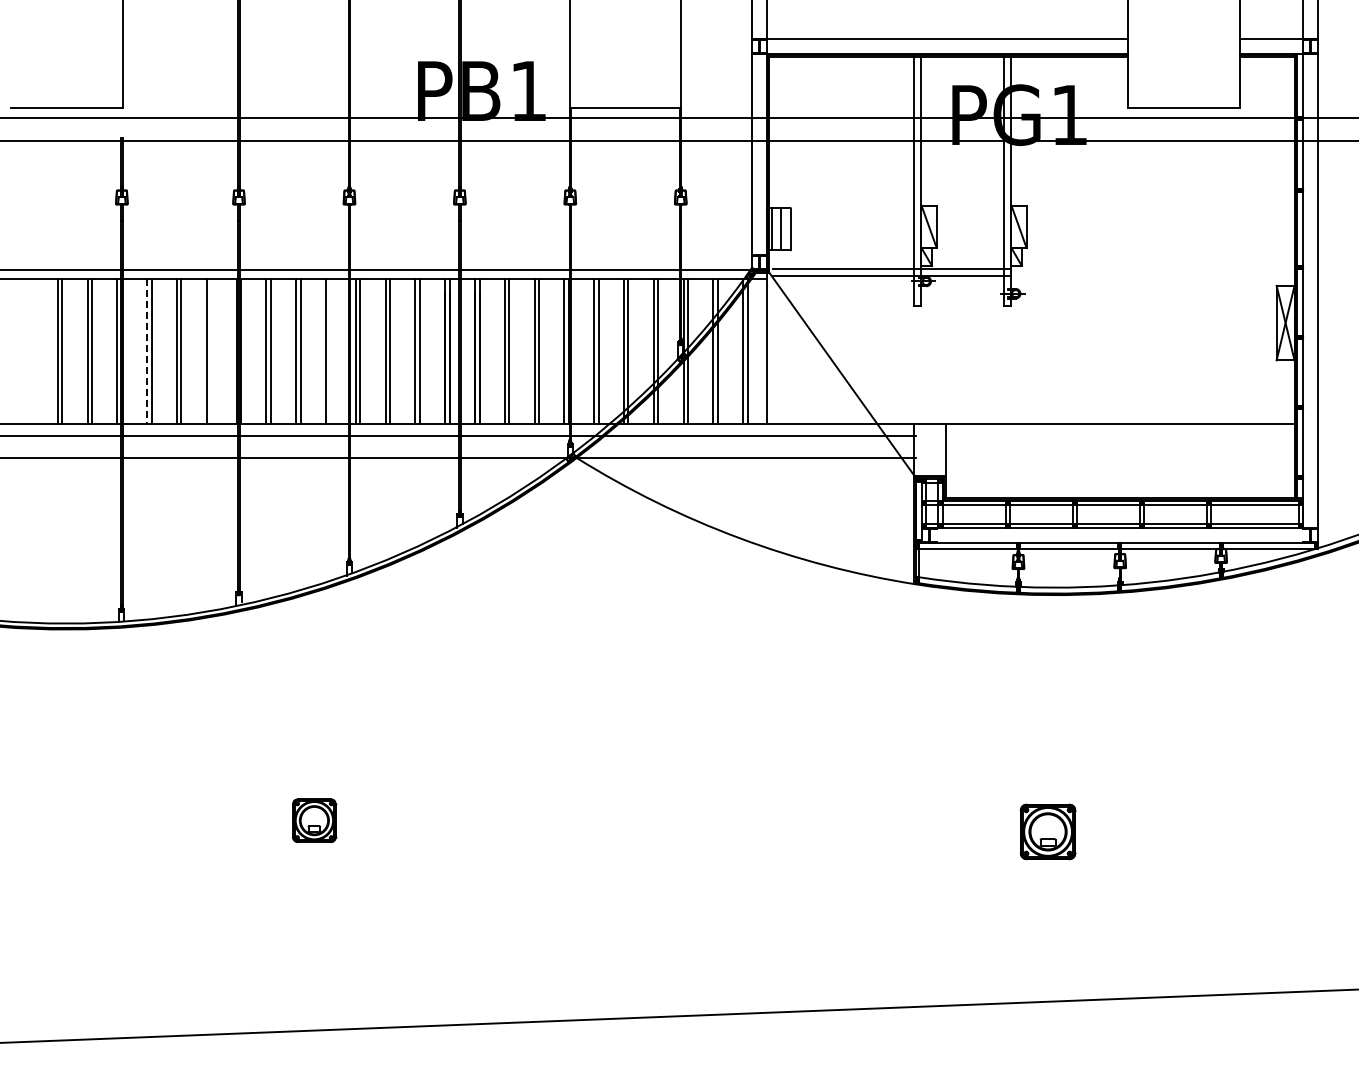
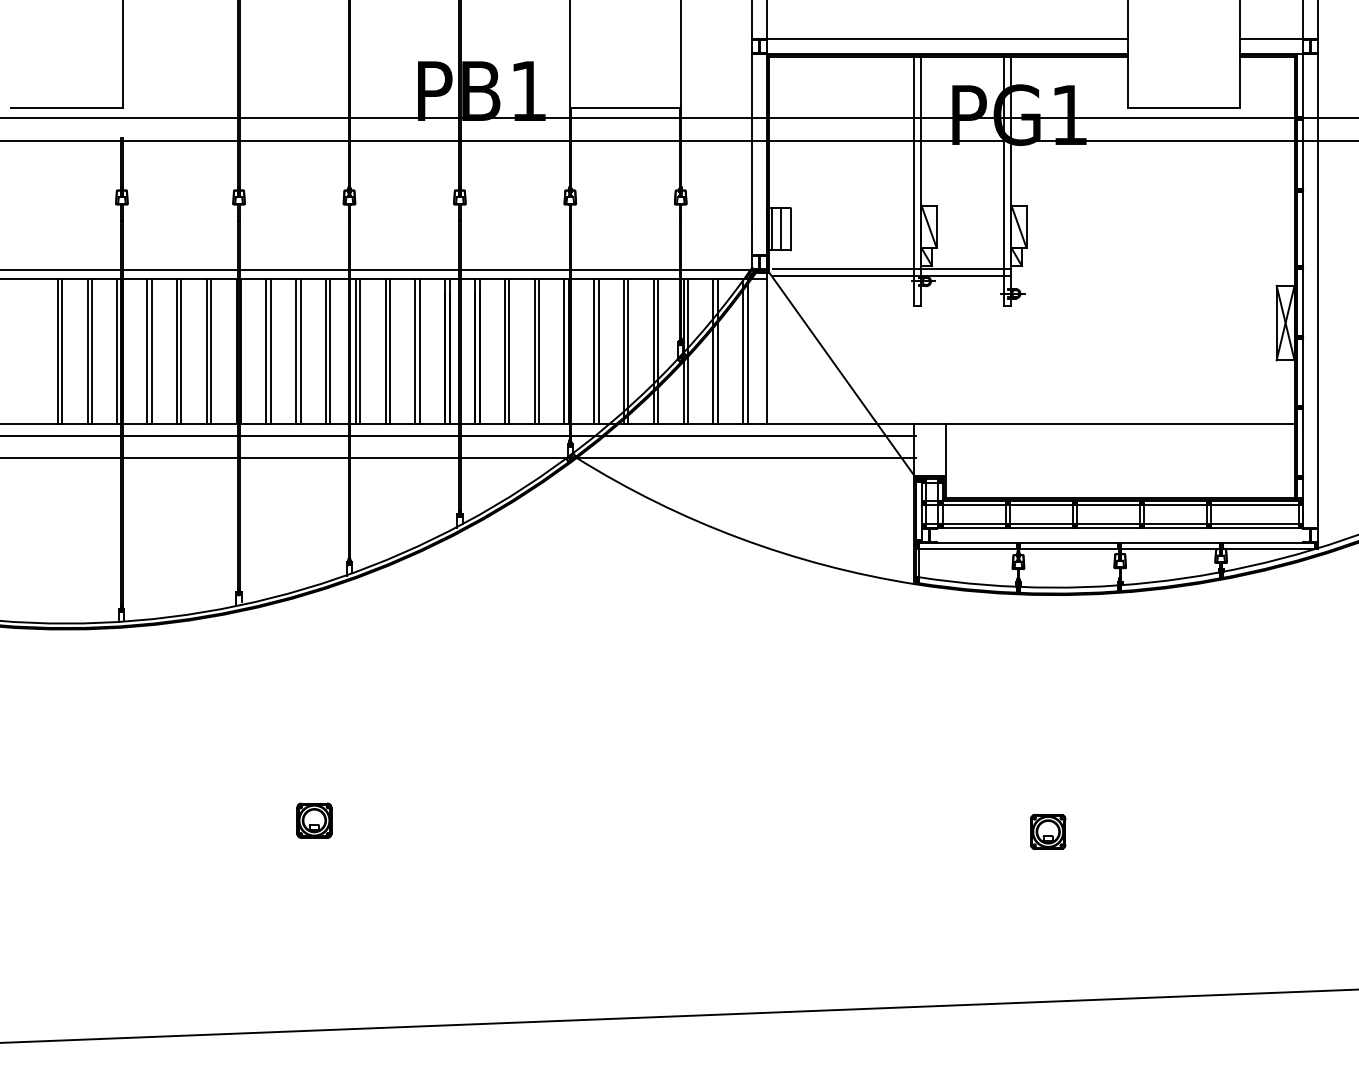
line: dashed -> solid (147, 351)
line: none -> present (211, 351)
line: none -> present (330, 351)
part size: 46x46 px -> 37x37 px (314, 820)
part size: 58x58 px -> 37x38 px (1048, 831)
